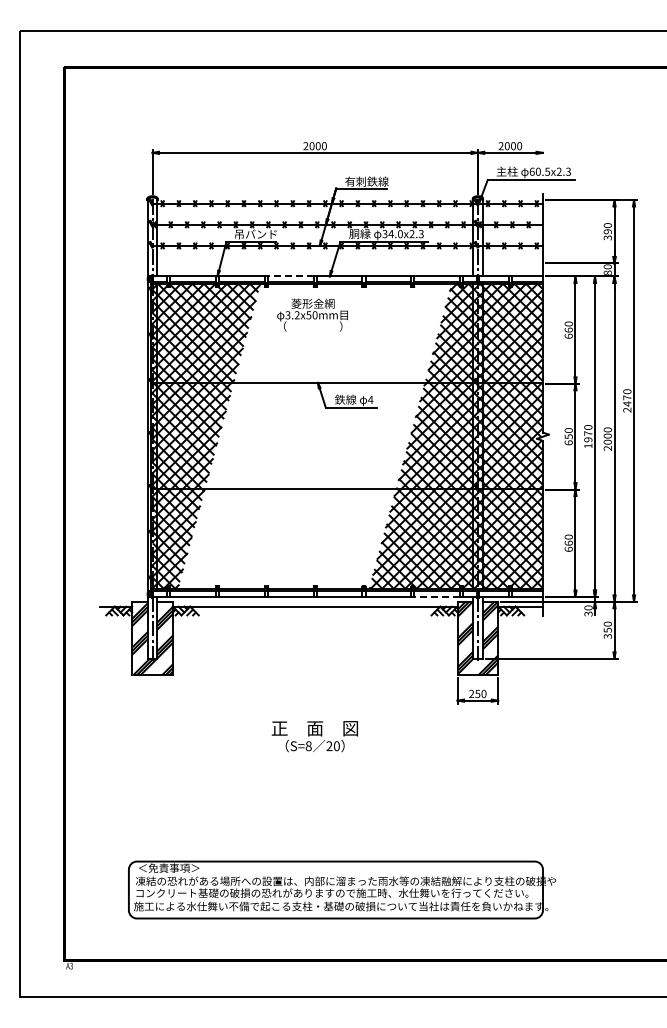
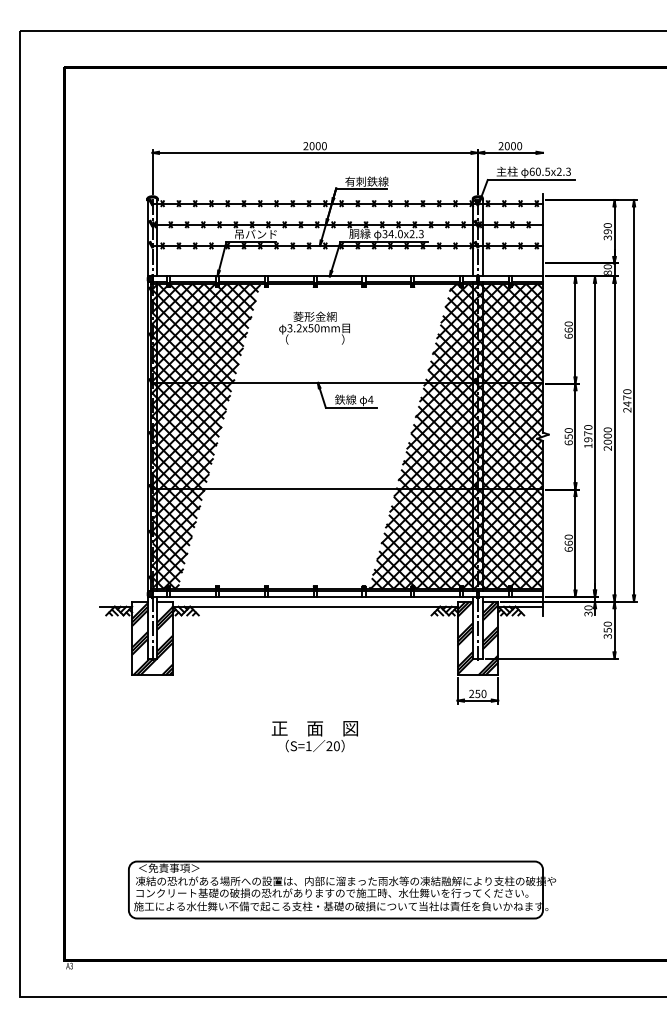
line: dashed -> solid (290, 276)
text position: (312, 314) -> (314, 327) (314, 327)
line: dashed -> solid (437, 596)
text: S=8 -> S=1 (308, 746)
